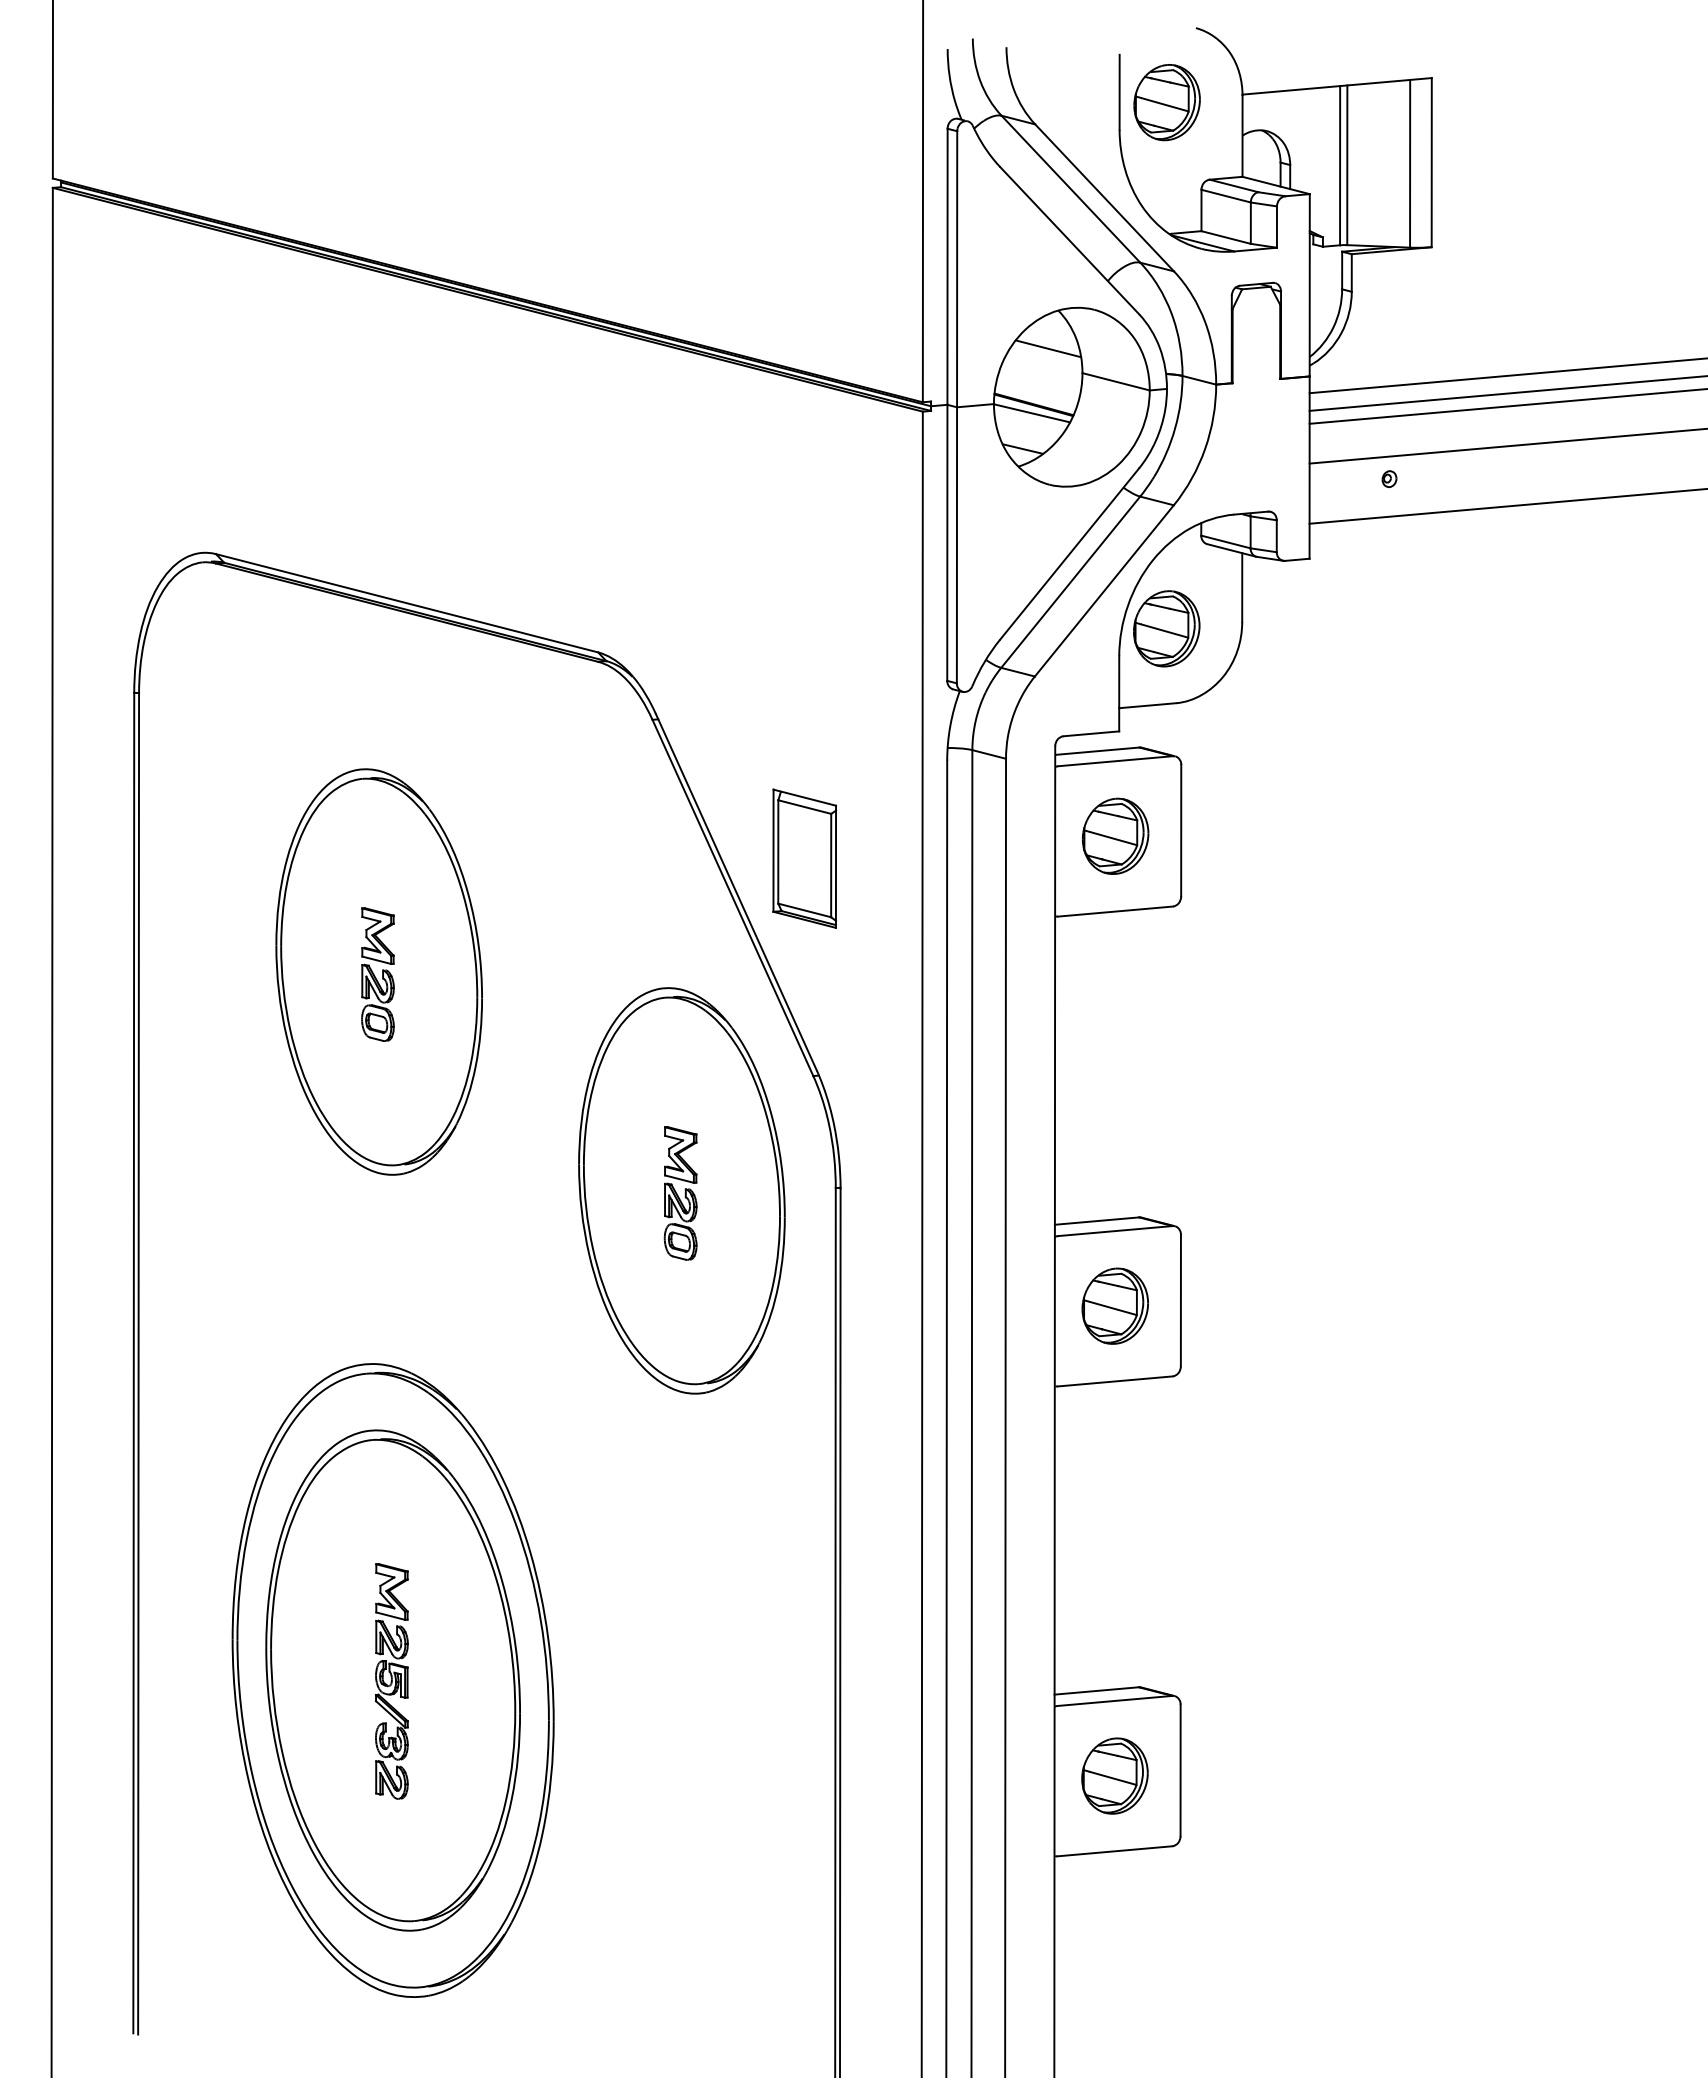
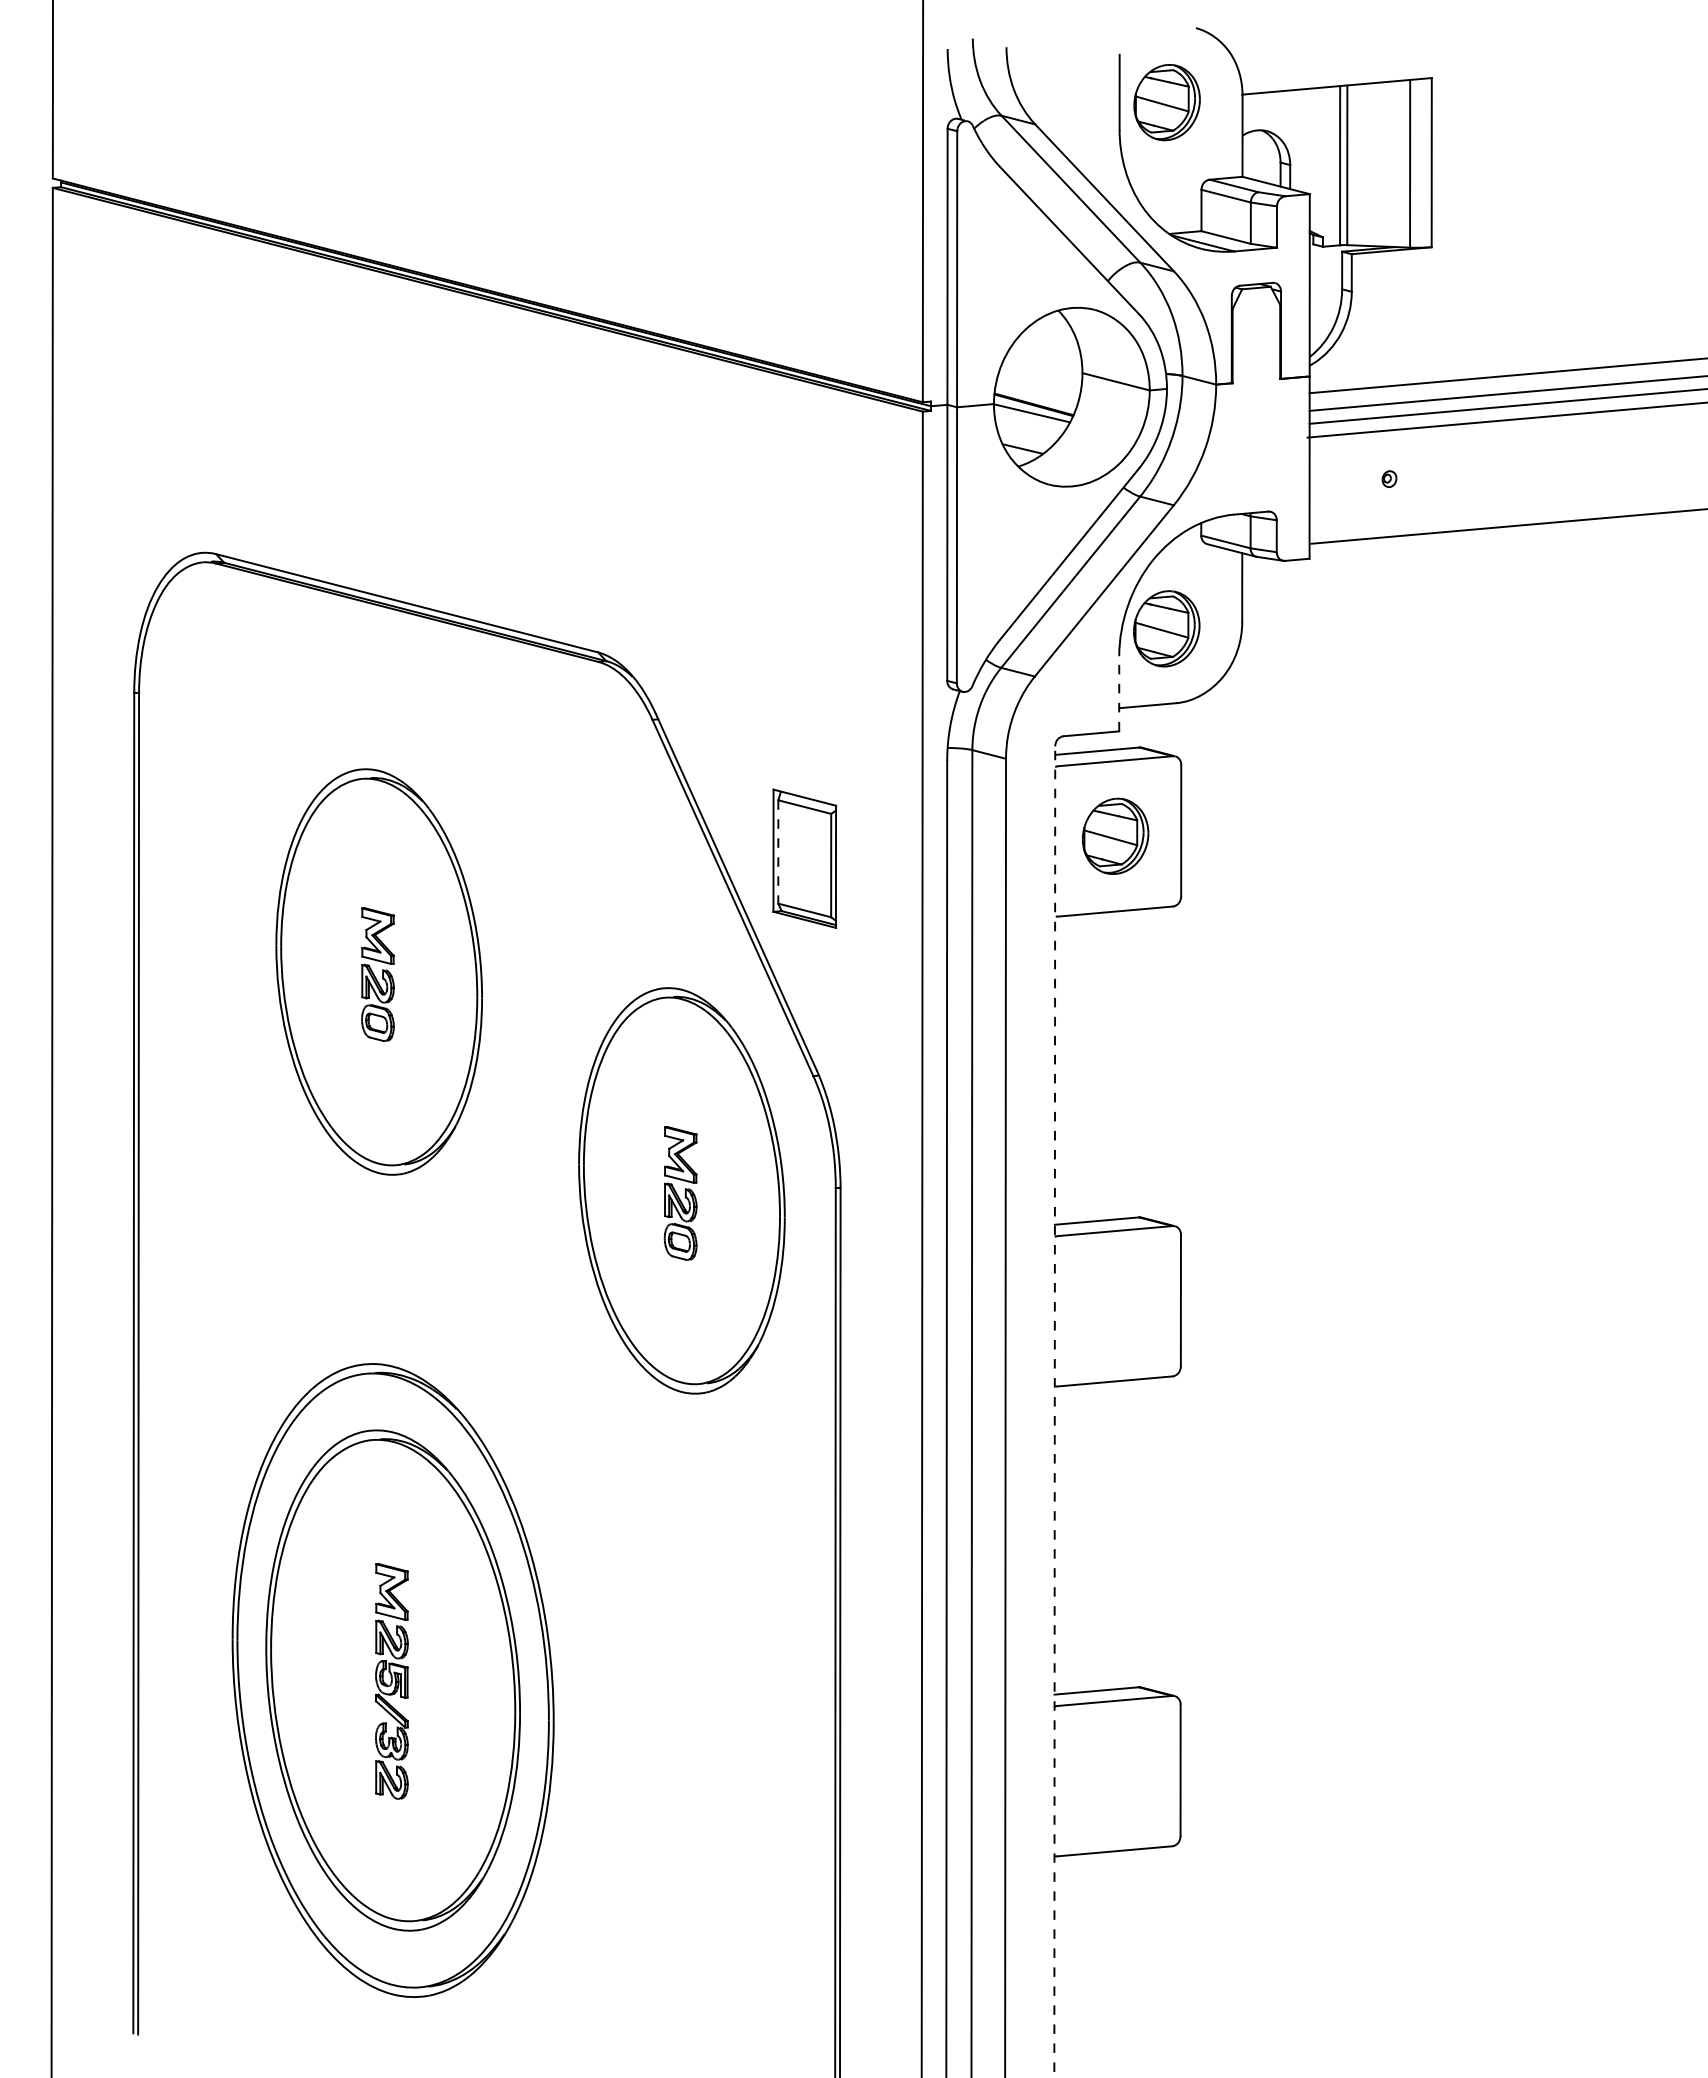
line: present -> none (1048, 348)
line position: (1506, 446) -> (1505, 419) (1505, 419)
line position: (1506, 506) -> (1507, 526) (1507, 526)
line: solid -> dashed (1119, 693)
line: solid -> dashed (778, 851)
part: present -> none (1114, 1305)
line: solid -> dashed (1054, 1411)
part: present -> none (1114, 1775)
